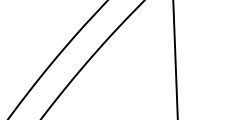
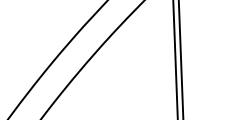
line: none -> present (180, 59)
